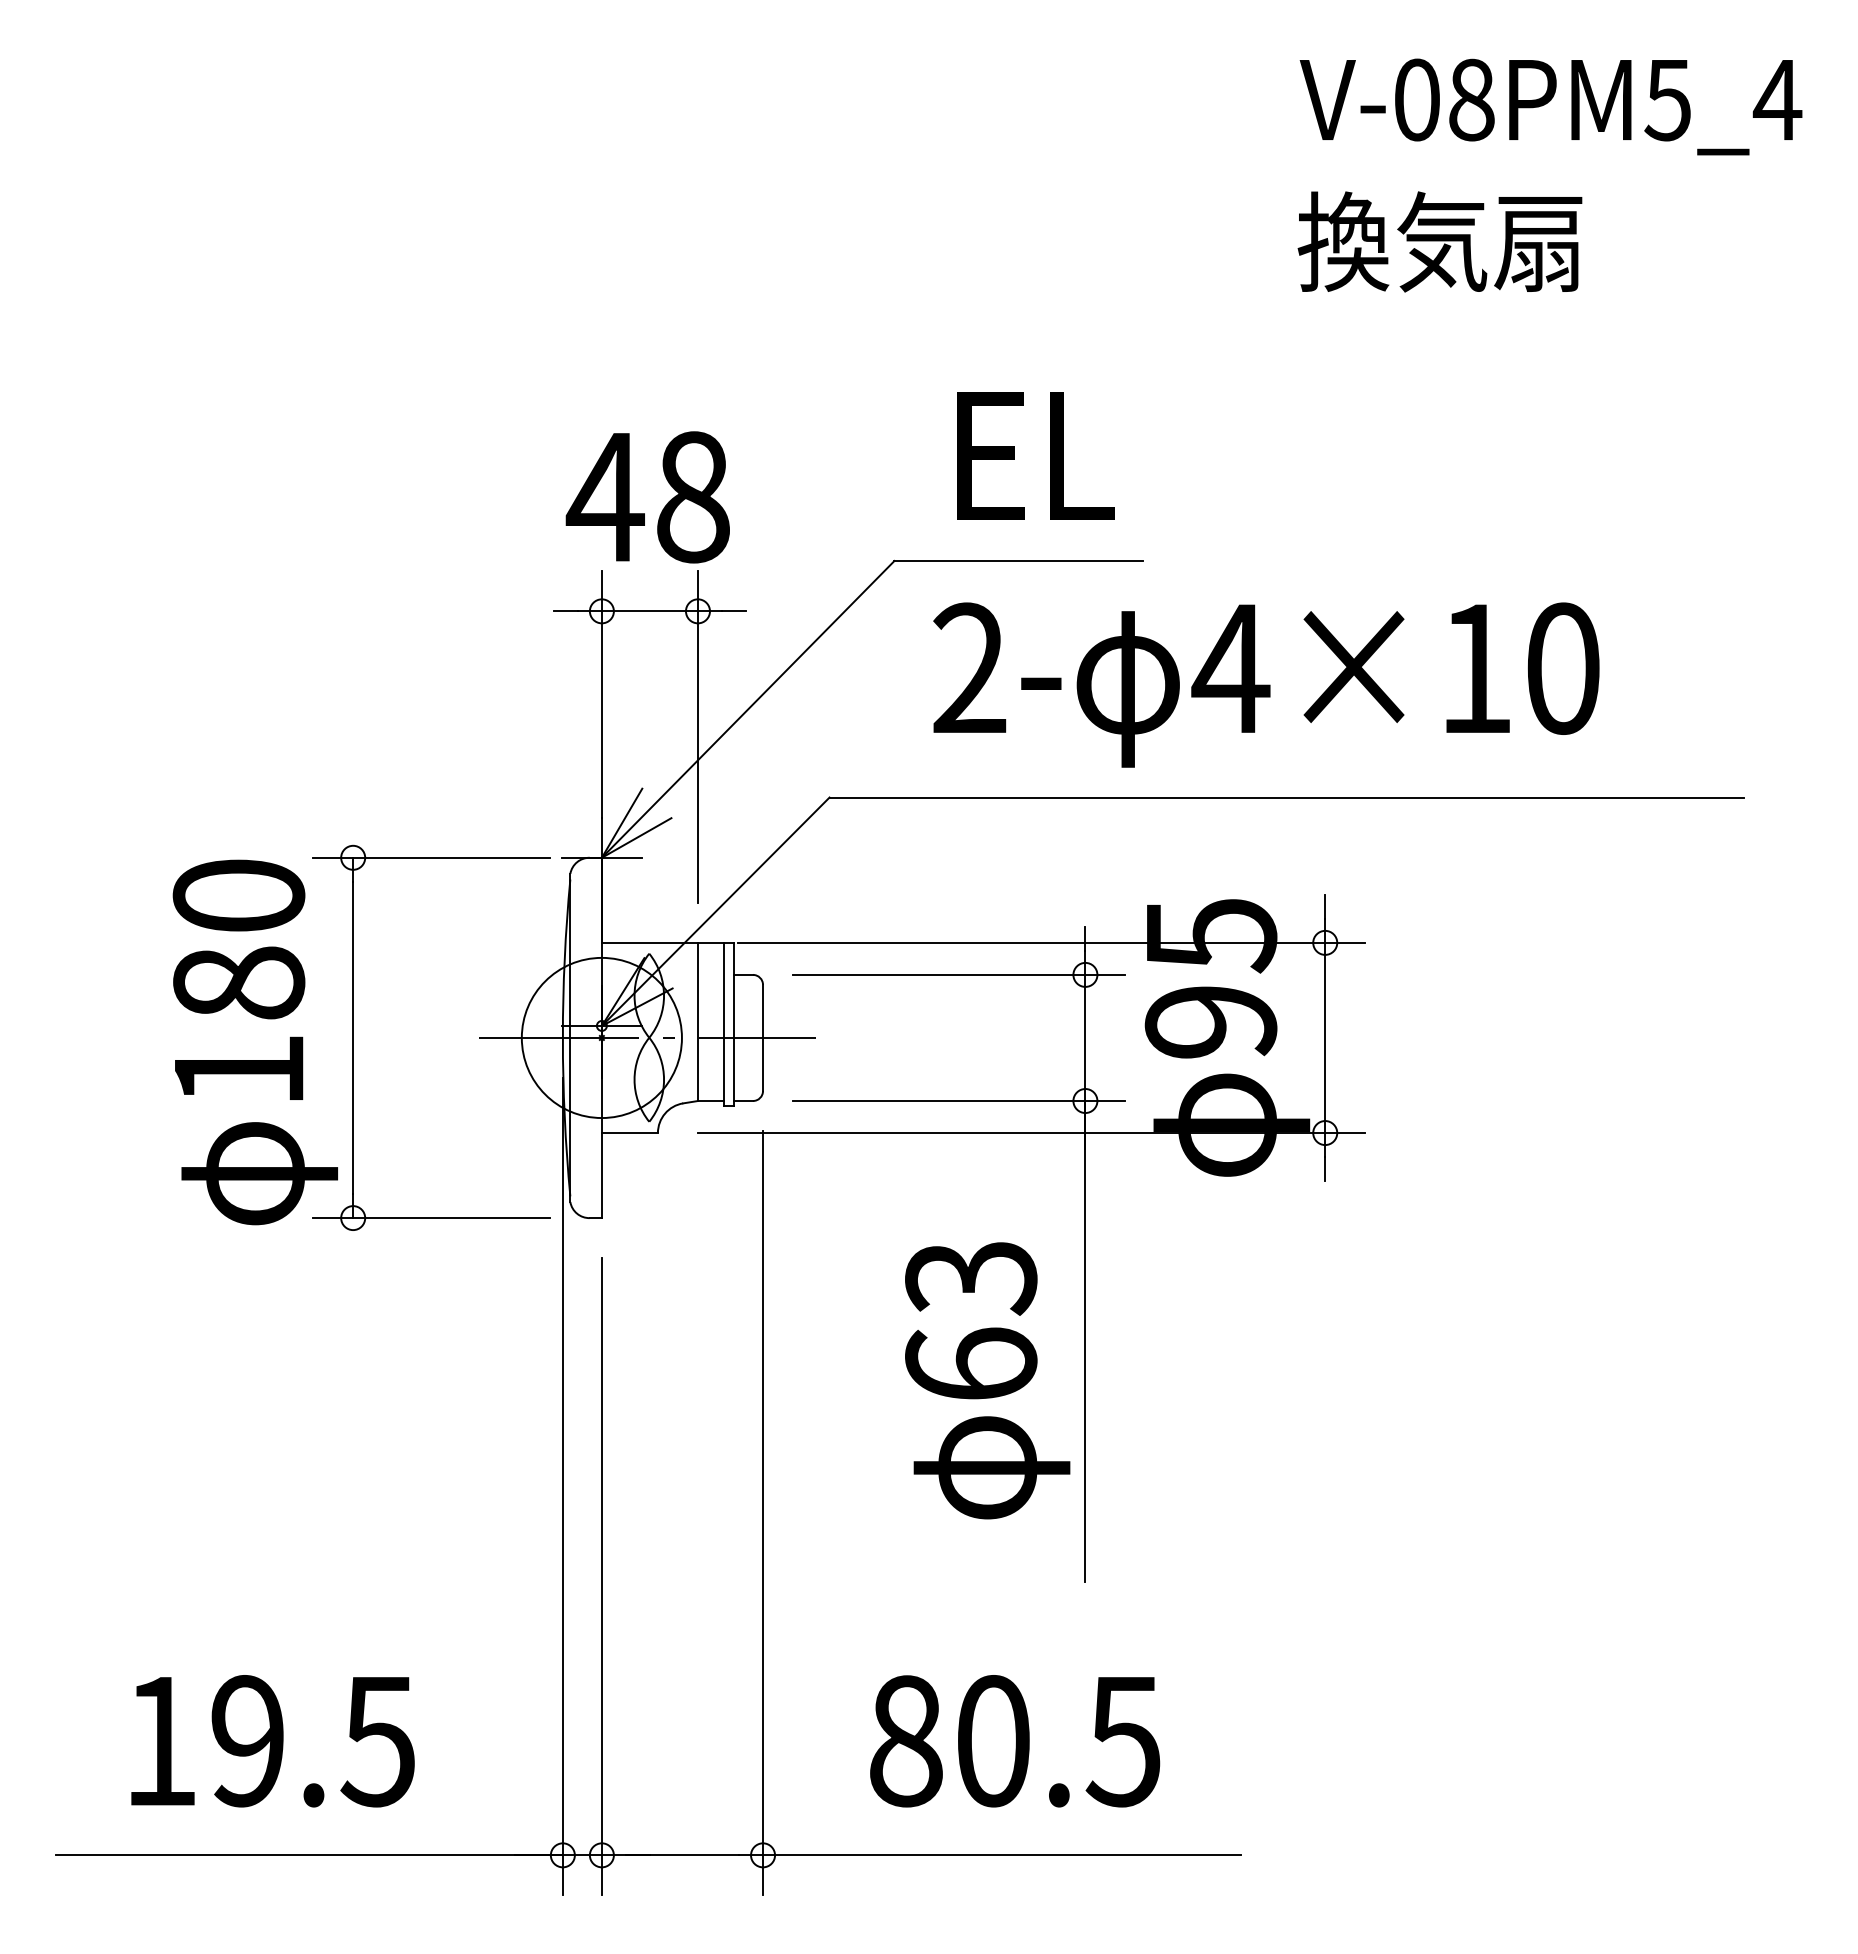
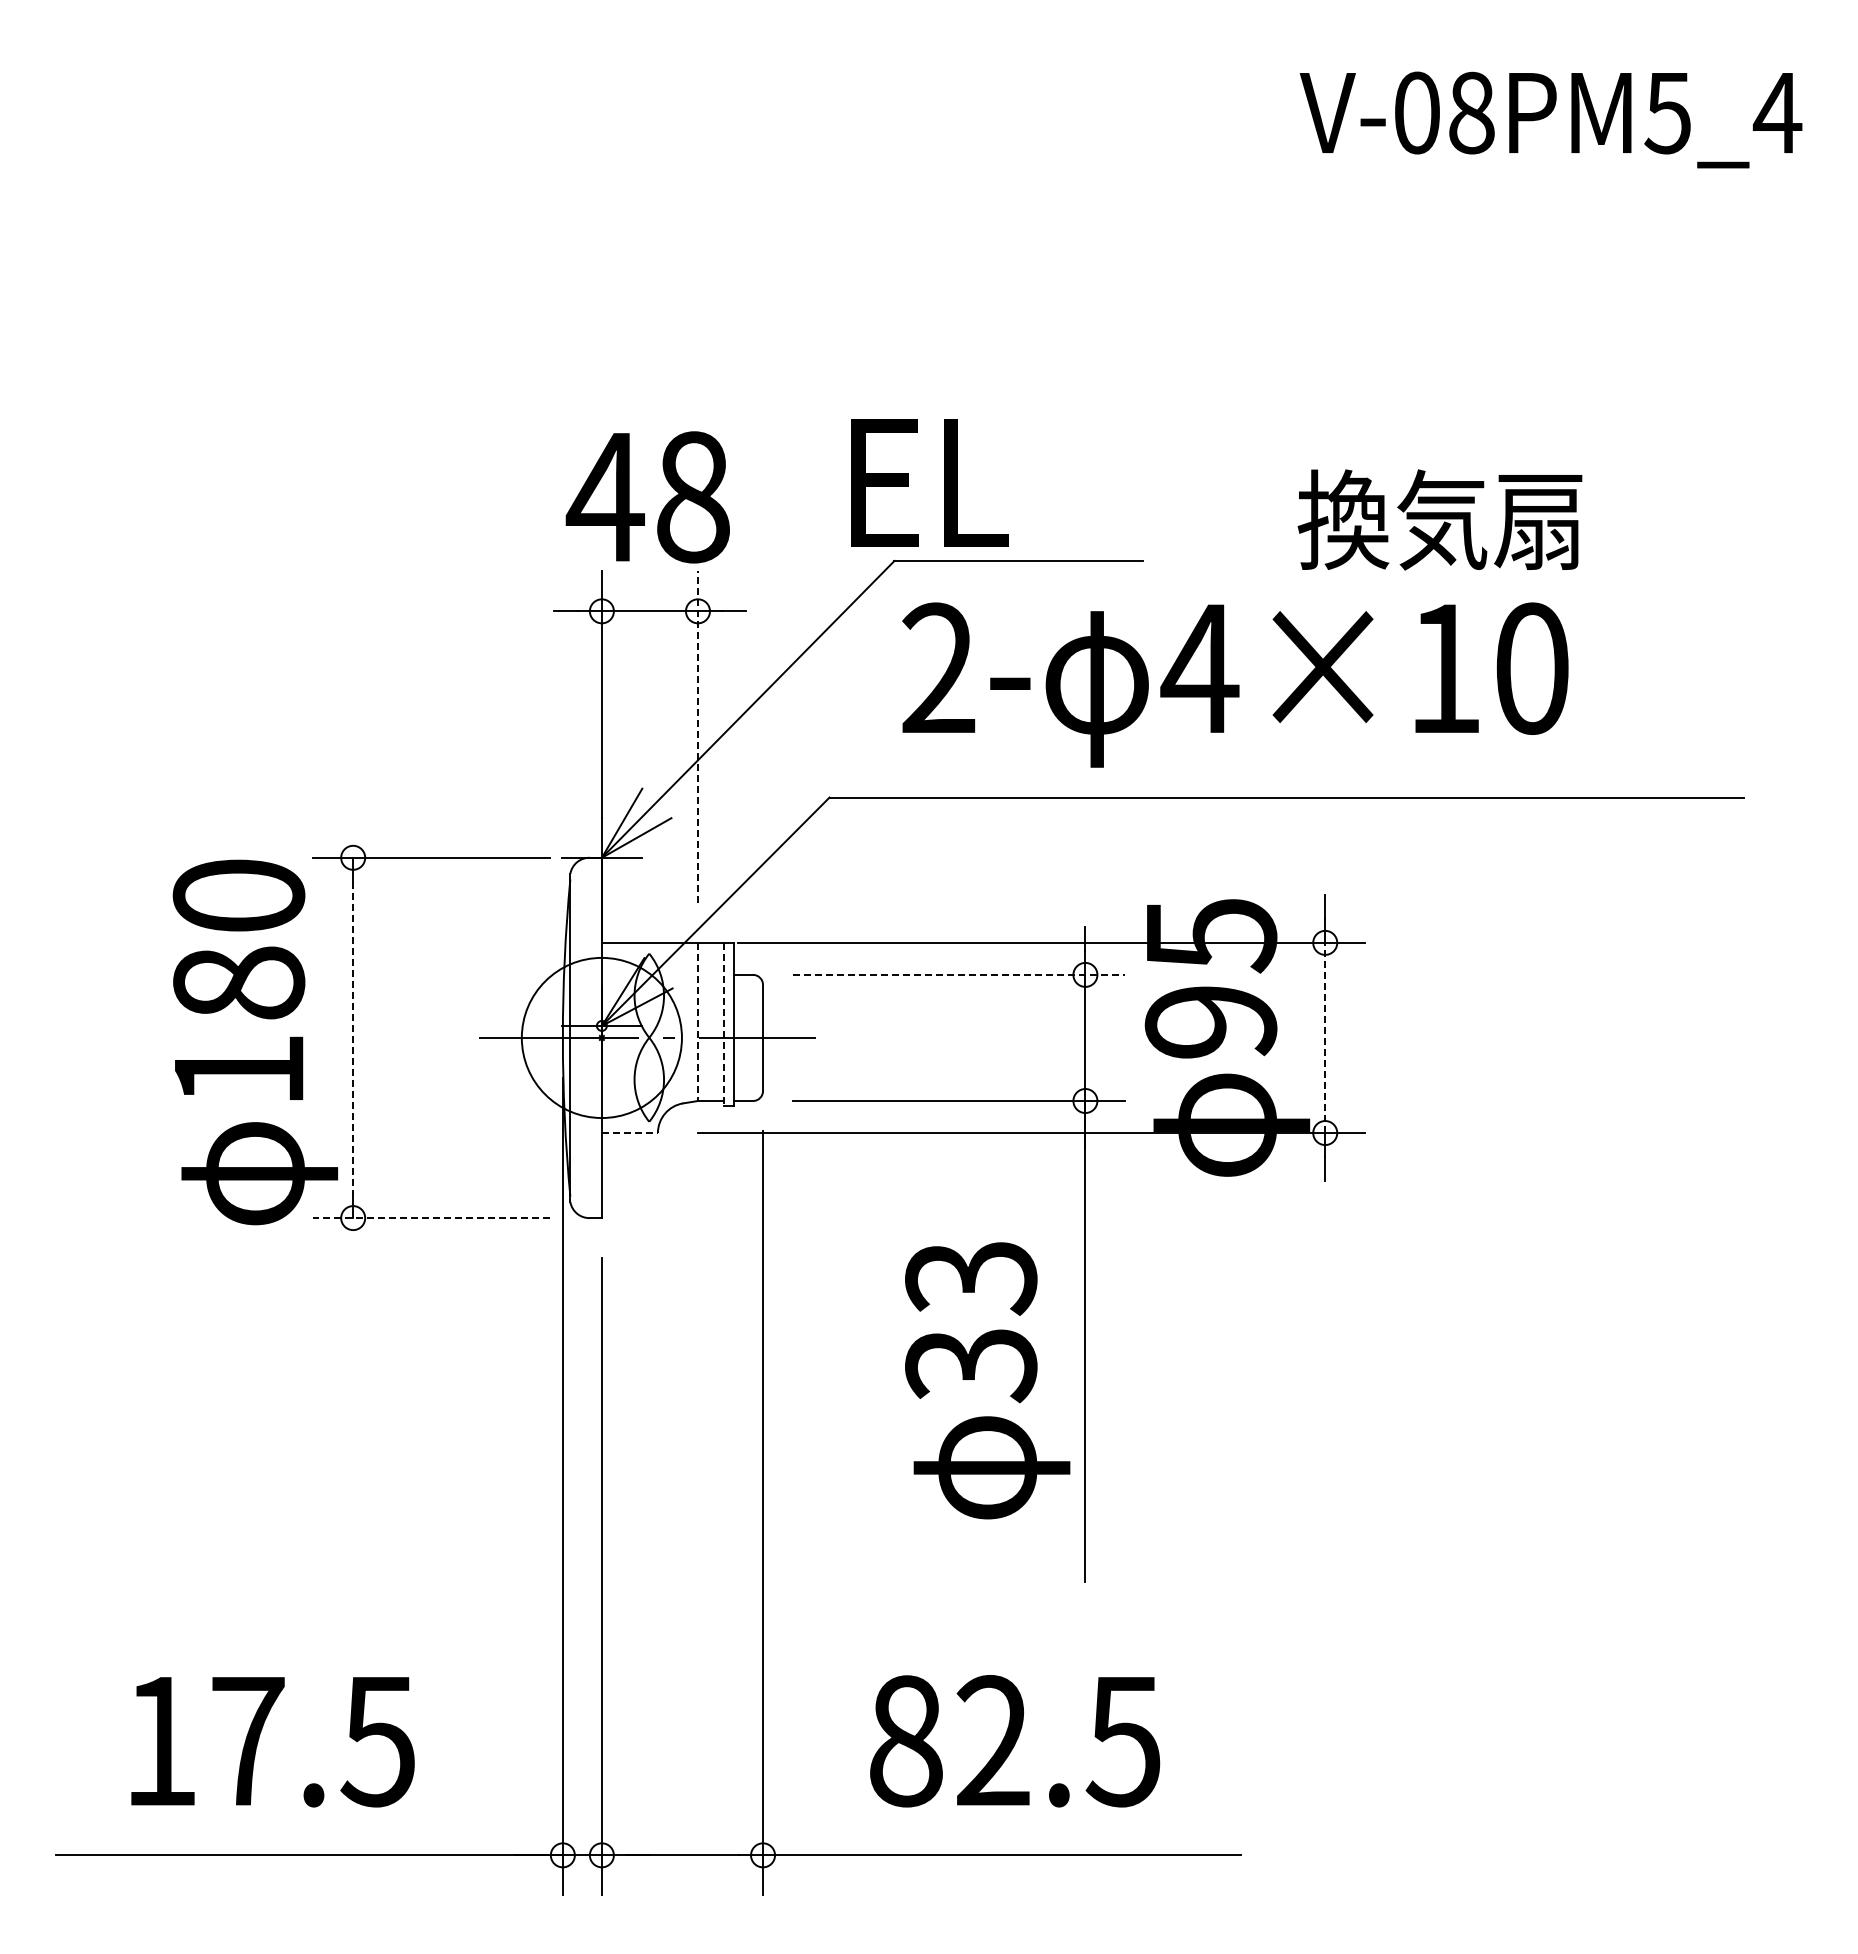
text position: (1550, 106) -> (1550, 119) (1550, 119)
text position: (1439, 241) -> (1439, 519) (1439, 519)
text position: (1035, 455) -> (929, 482) (929, 482)
text position: (1266, 684) -> (1235, 684) (1235, 684)
line: solid -> dashed (697, 737)
line: solid -> dashed (959, 974)
line: solid -> dashed (697, 1022)
line: solid -> dashed (724, 1024)
line: solid -> dashed (1325, 1037)
line: solid -> dashed (353, 1038)
line: solid -> dashed (630, 1133)
line: solid -> dashed (431, 1218)
text: 63 -> 33 (971, 1365)
text: 19.5 -> 17.5 (247, 1741)
text: 80.5 -> 82.5 (992, 1741)
